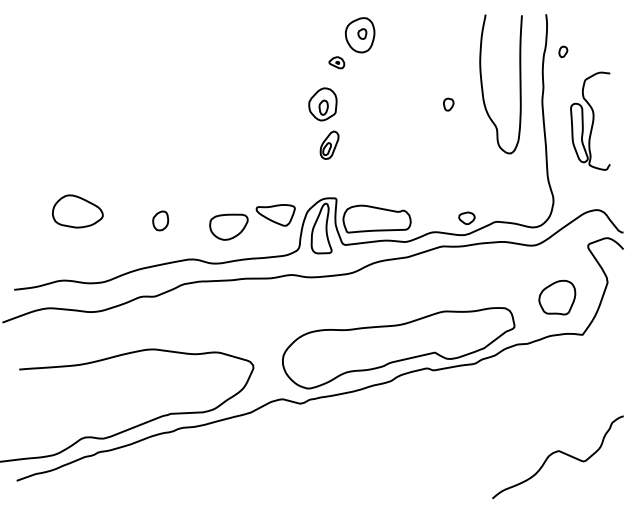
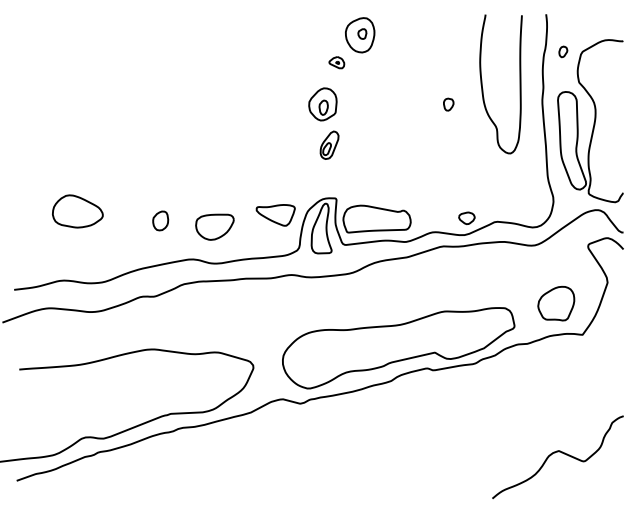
part size: 41x100 px -> 67x165 px (590, 121)
part position: (228, 226) -> (214, 226) (214, 226)
part position: (557, 297) -> (556, 303) (556, 303)
